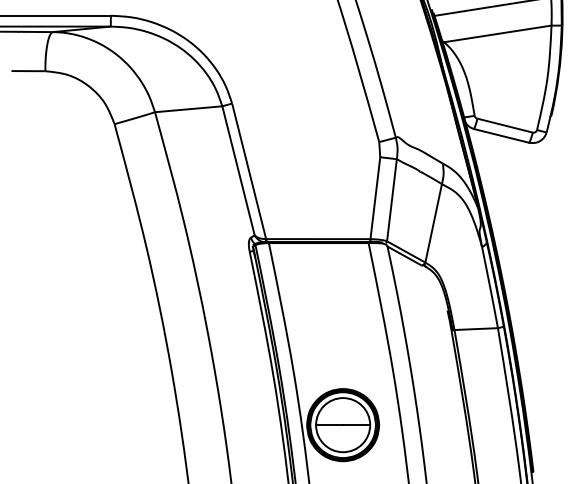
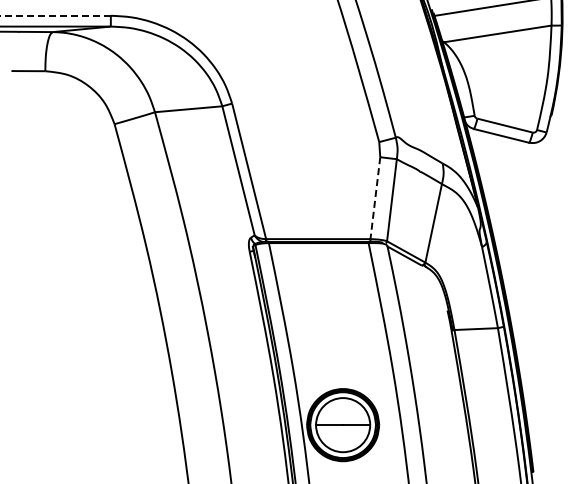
line: solid -> dashed (55, 15)
line: solid -> dashed (375, 198)
